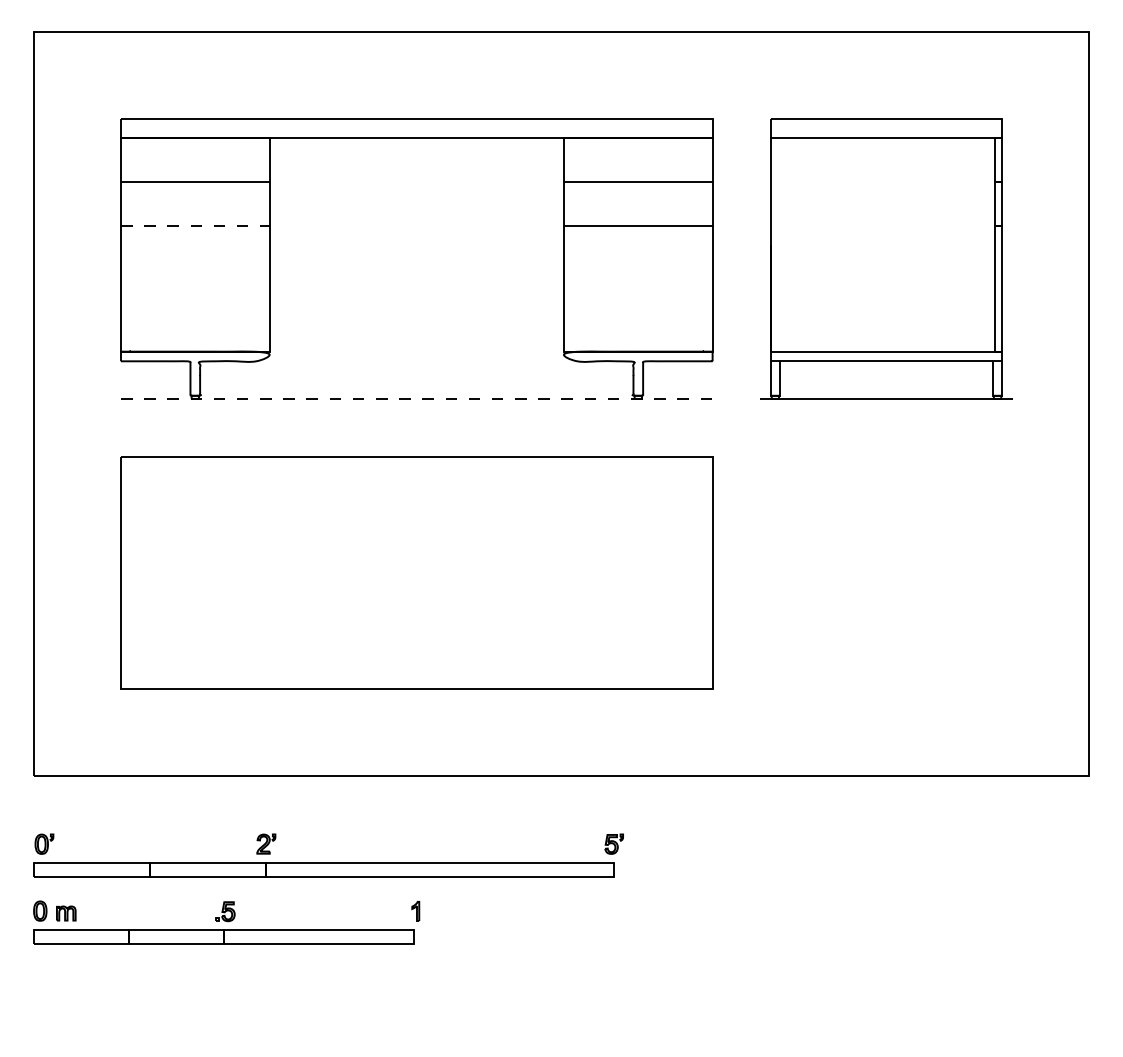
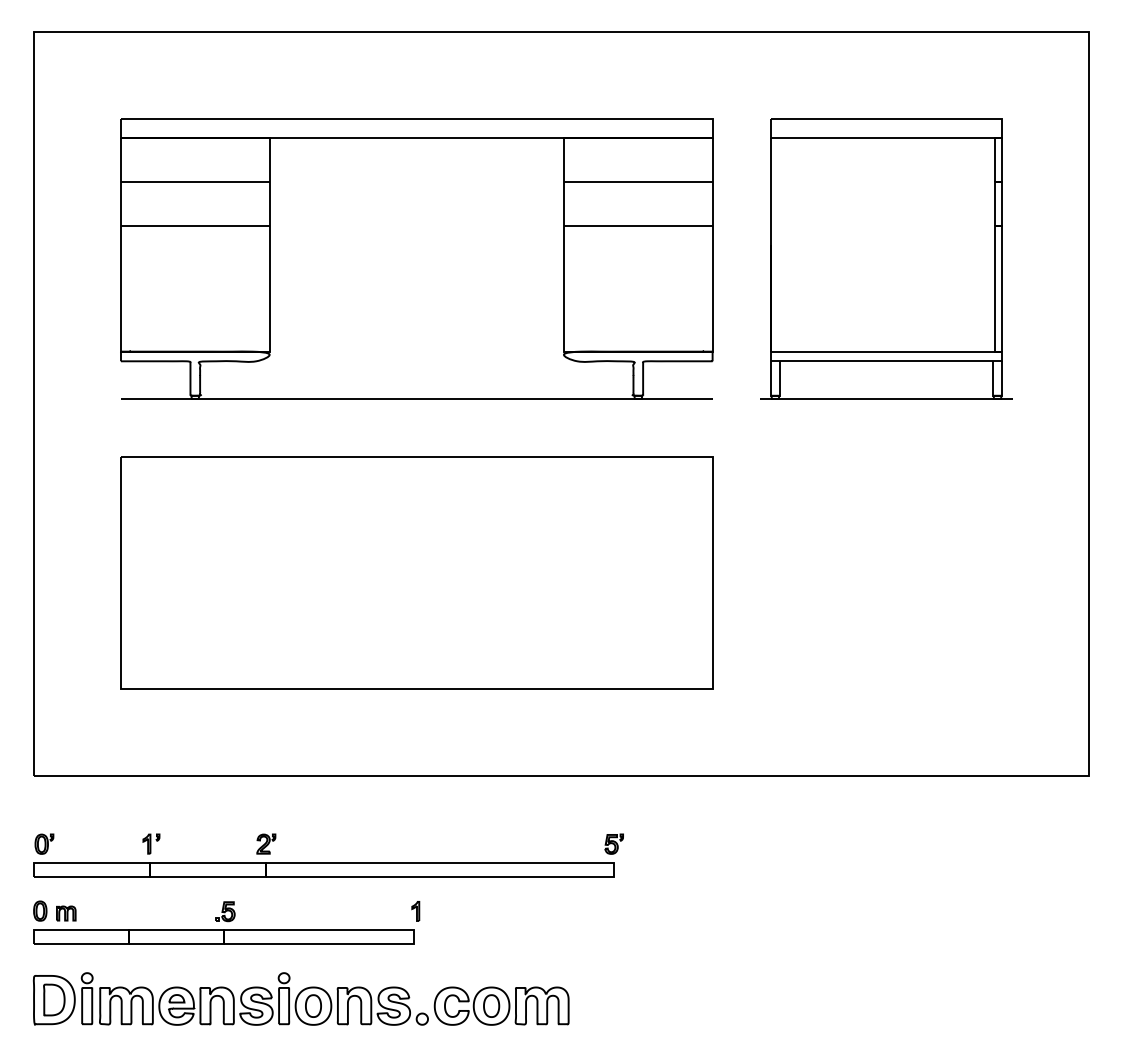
line: dashed -> solid (195, 226)
line: dashed -> solid (416, 398)
part: none -> present (151, 843)
part: none -> present (301, 998)
